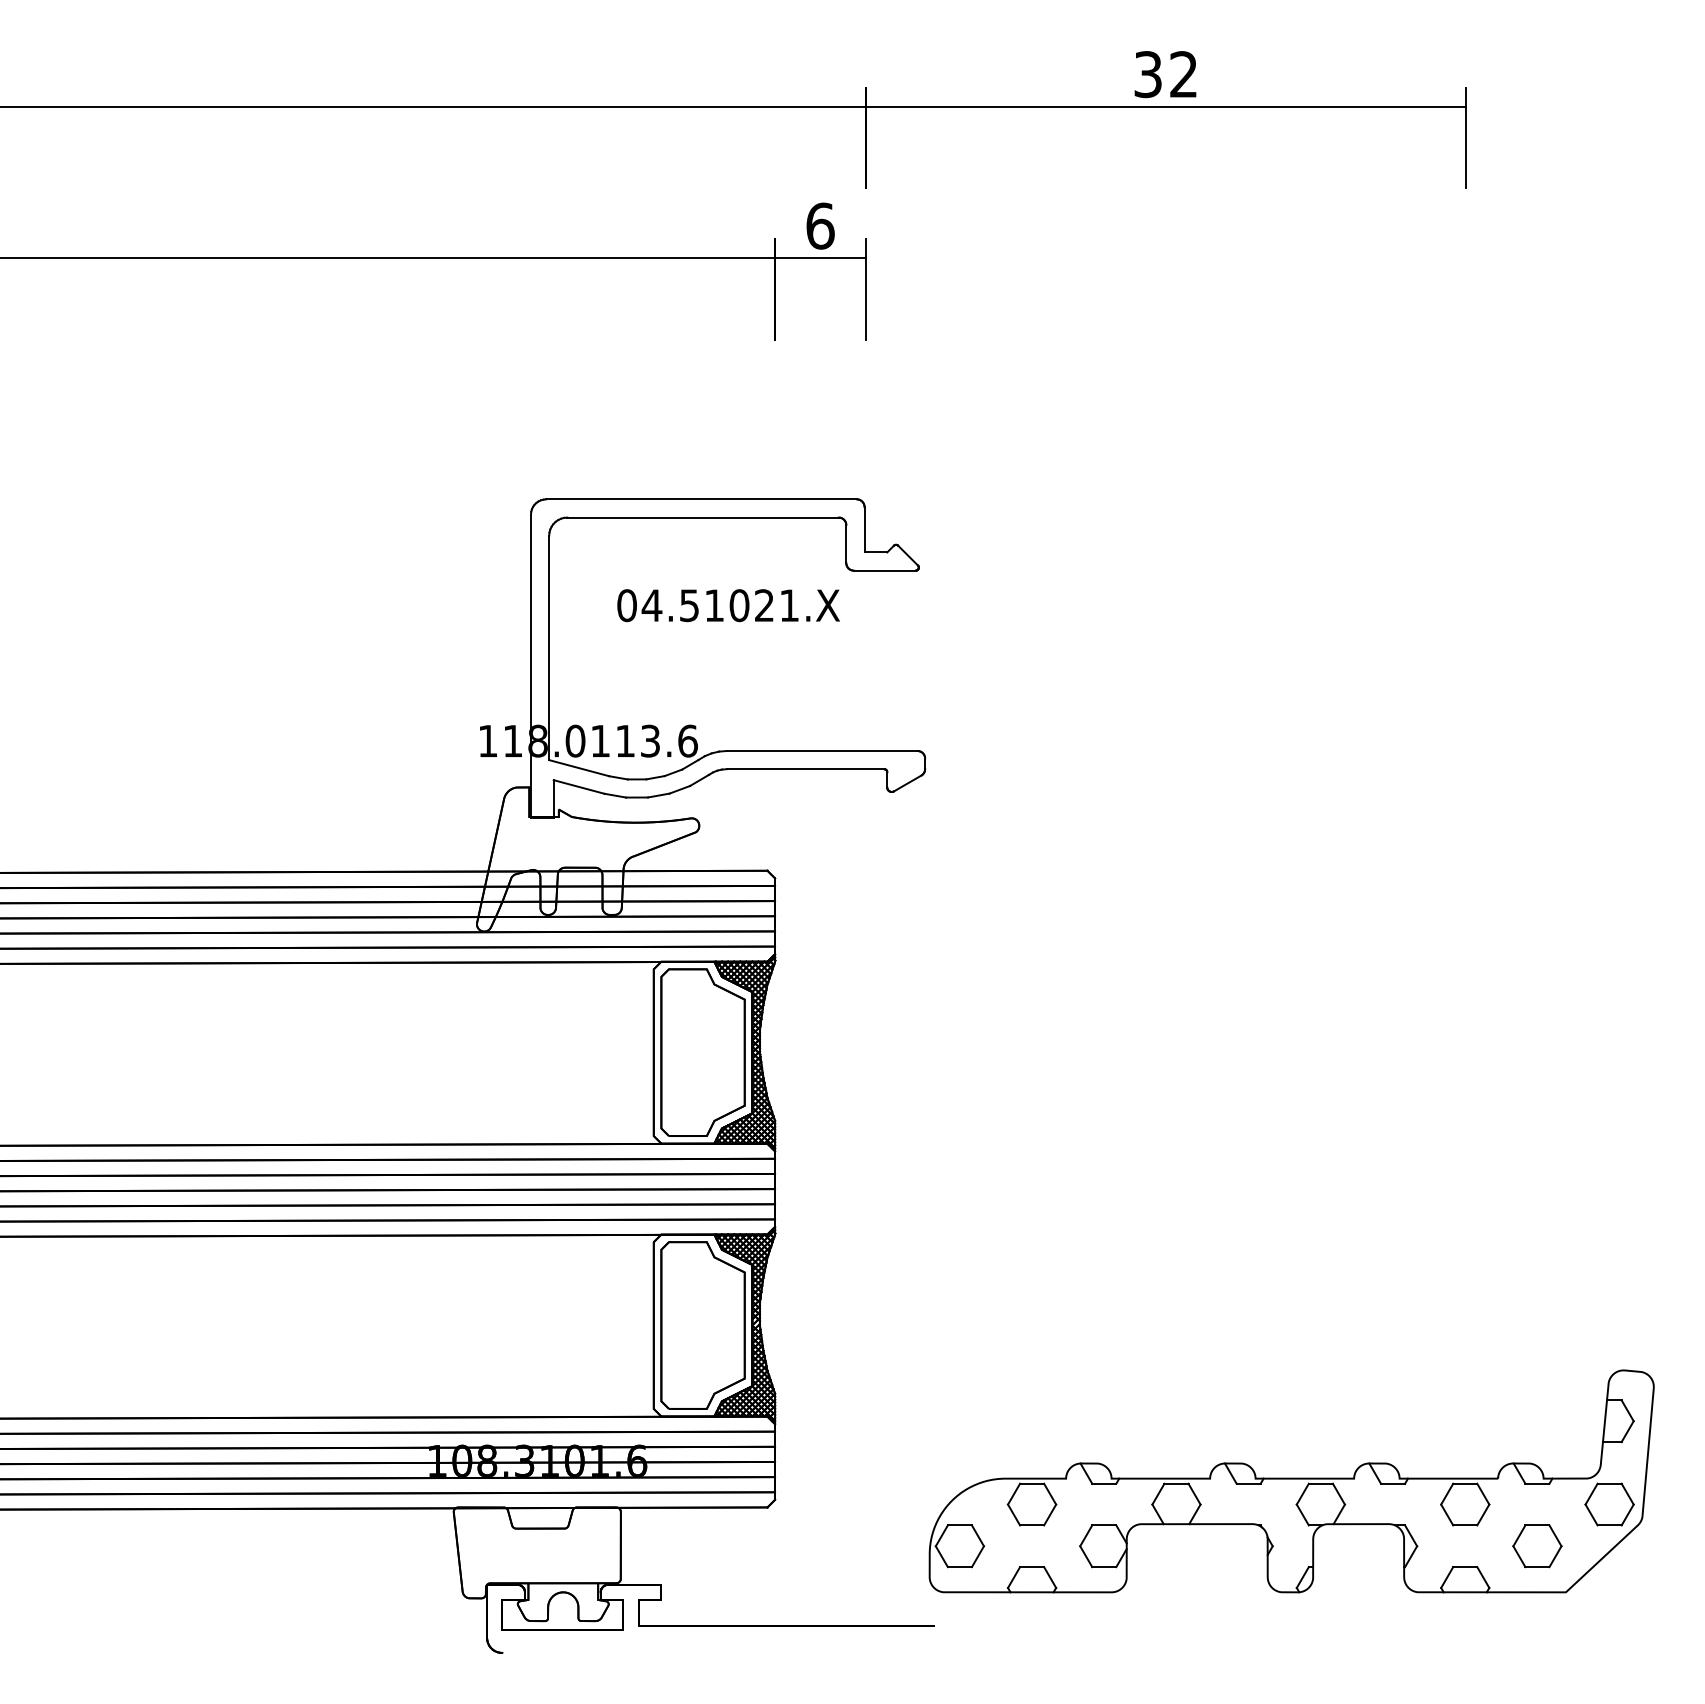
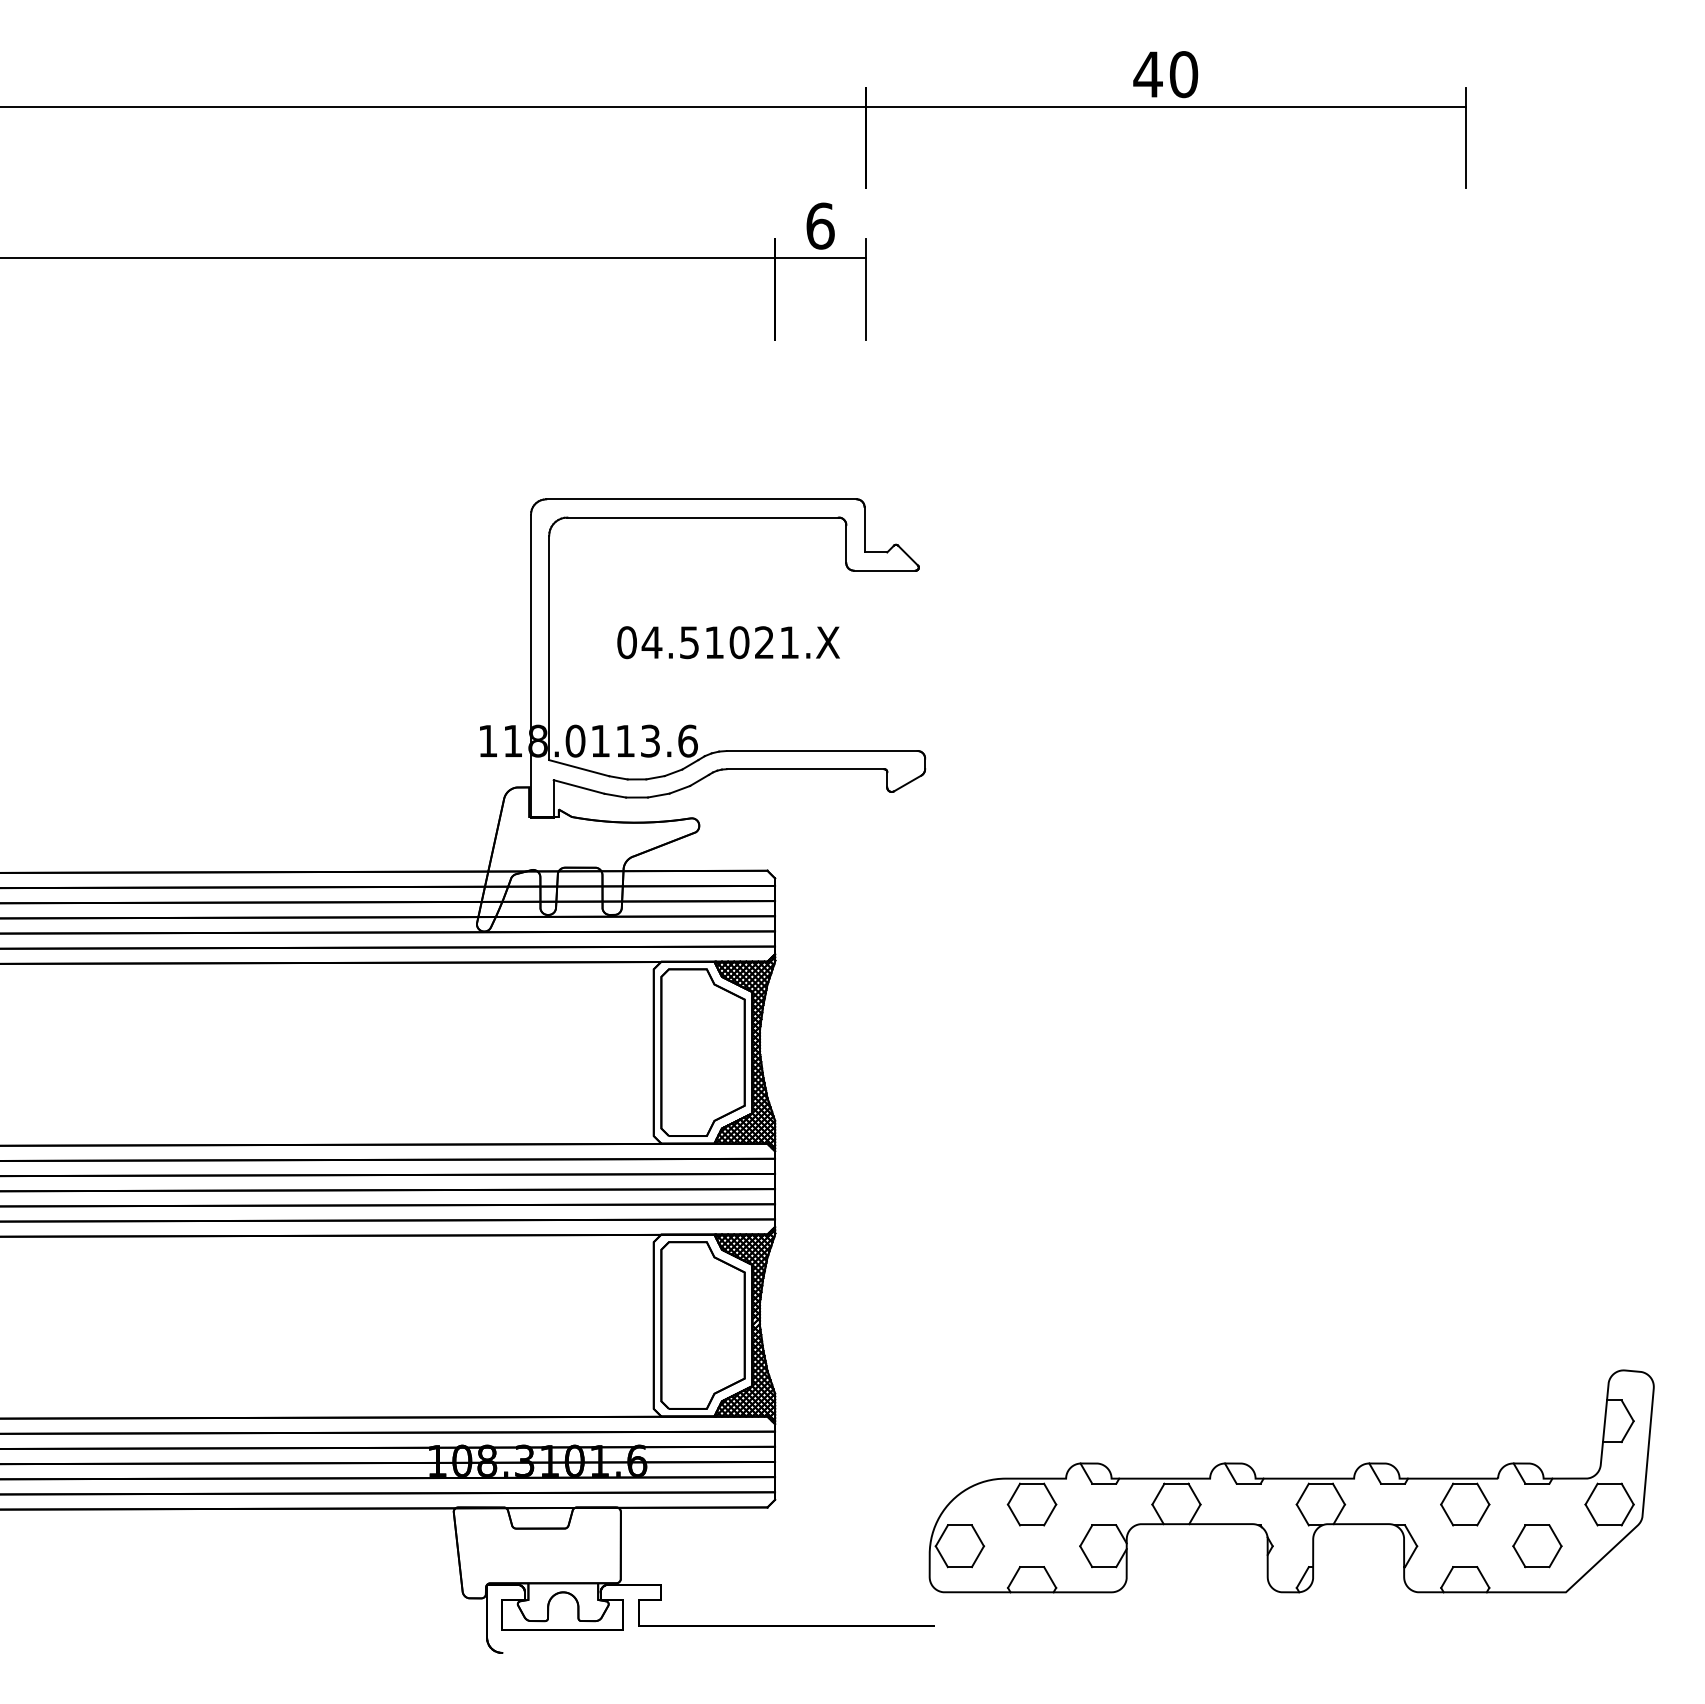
text: 32 -> 40 (1165, 74)
text position: (728, 605) -> (728, 642) (728, 642)
